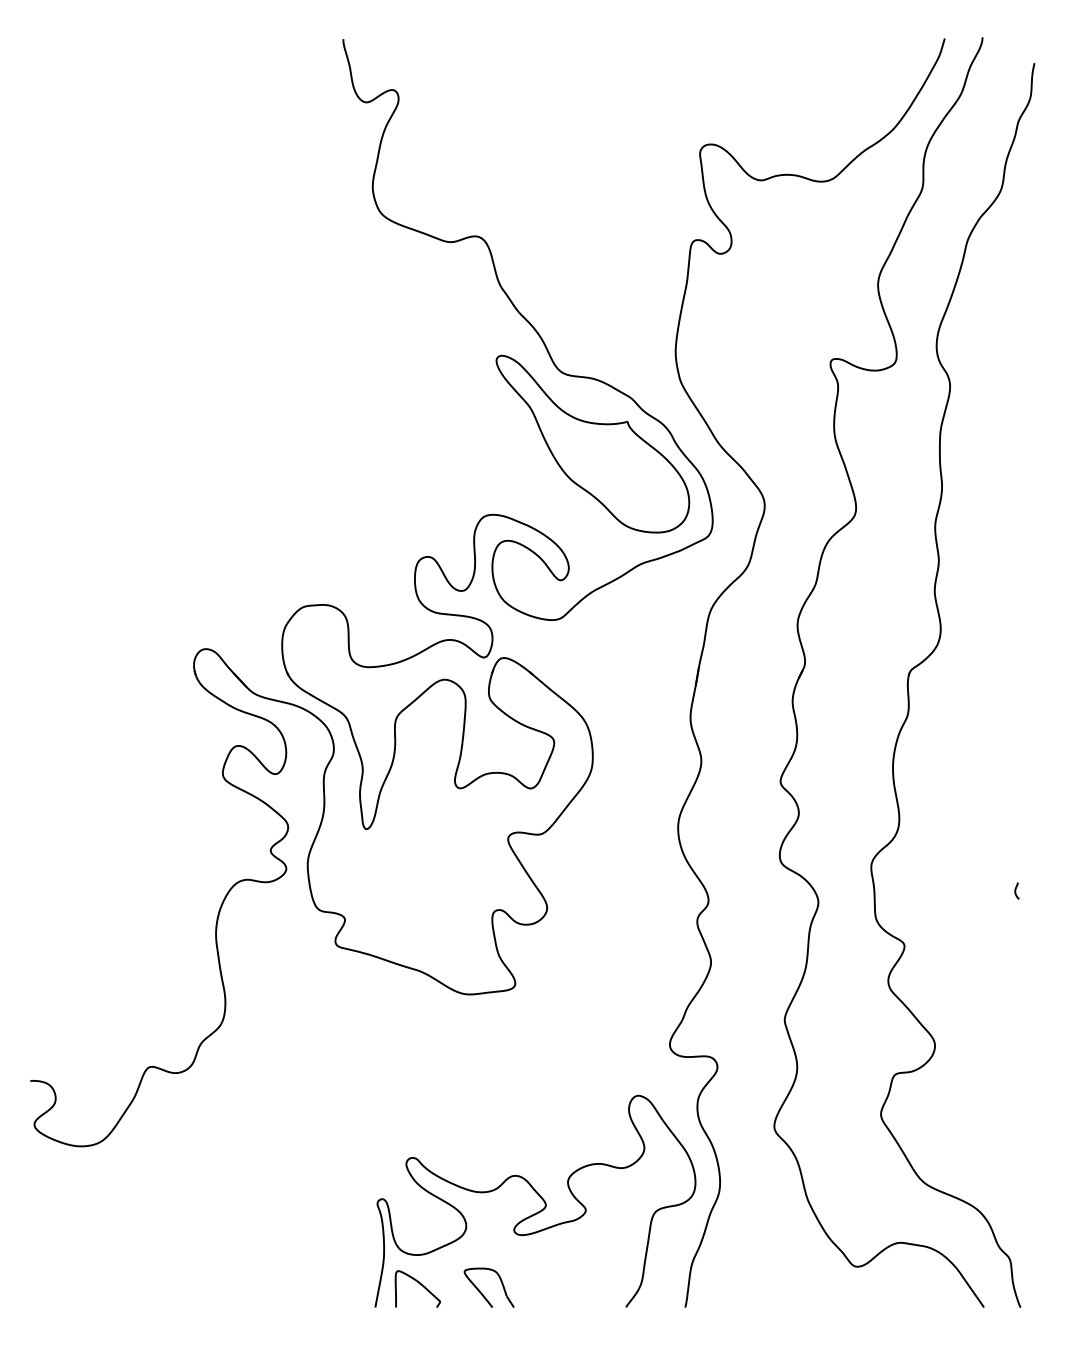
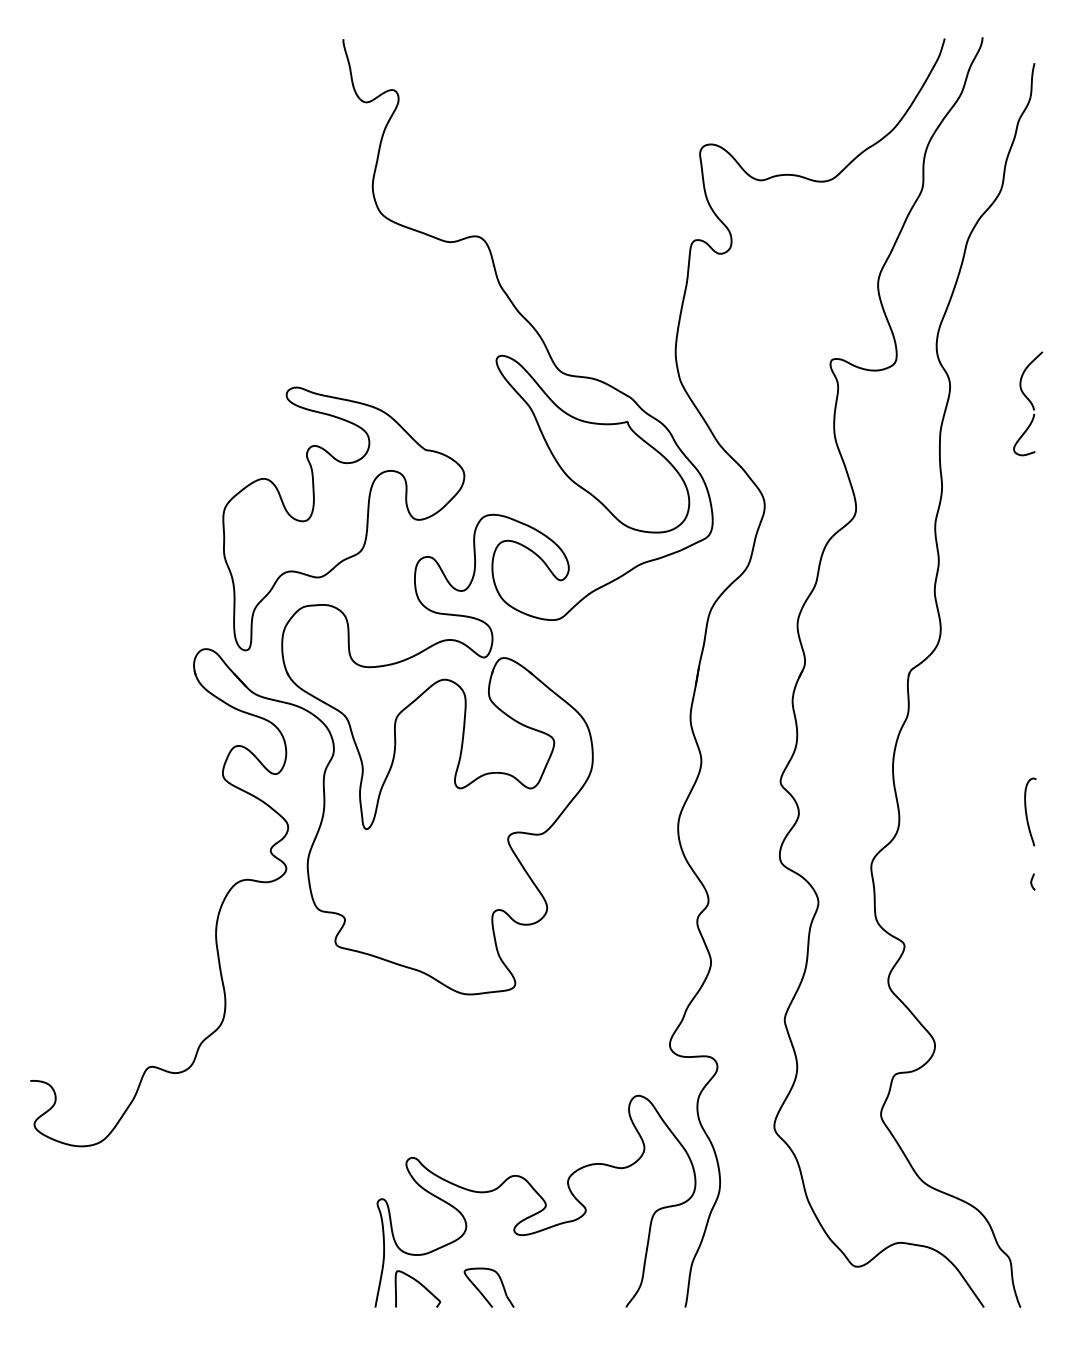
part: none -> present (1028, 403)
part: none -> present (343, 518)
curve: none -> present (1027, 813)
curve position: (1016, 890) -> (1032, 881) (1032, 881)
